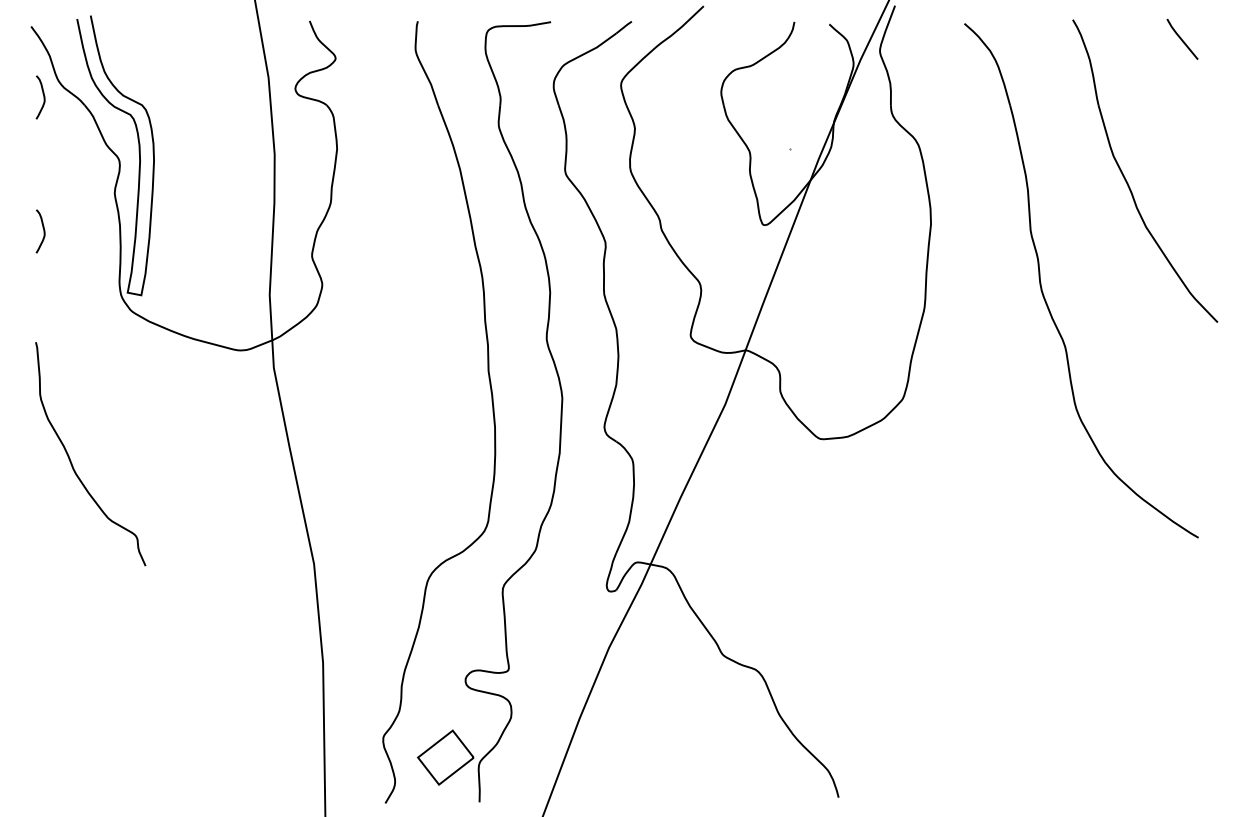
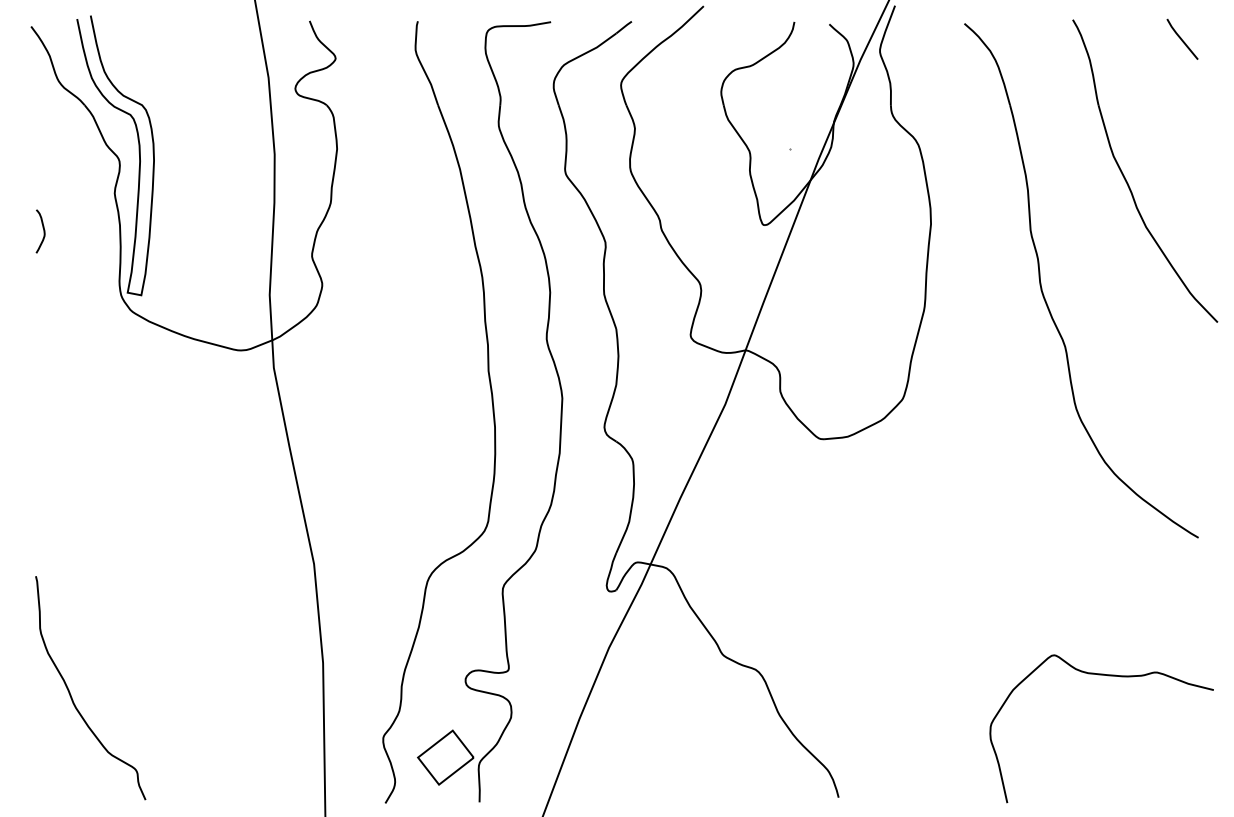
curve: present -> none (43, 97)
curve position: (71, 460) -> (71, 694) (71, 694)
curve: none -> present (1108, 676)
